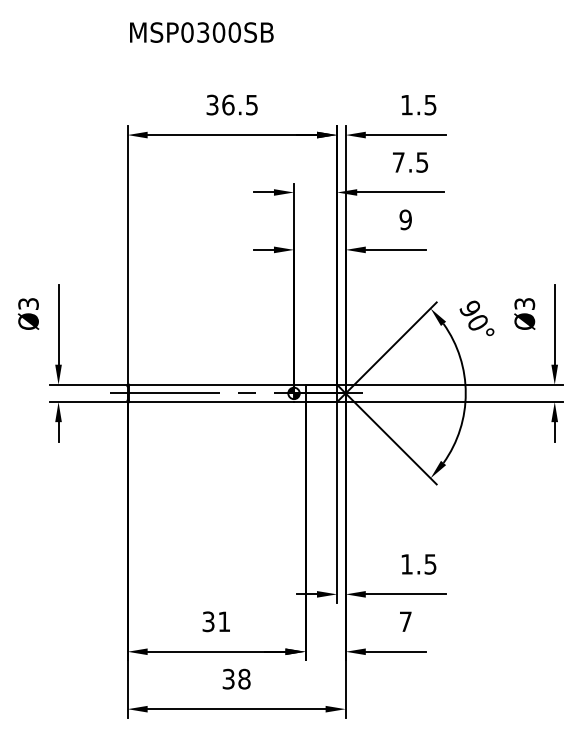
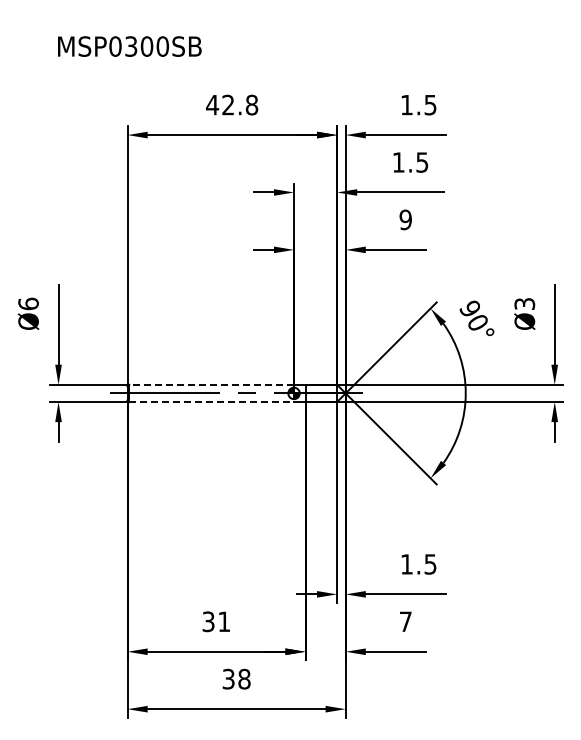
text position: (201, 32) -> (129, 46) (129, 46)
text: 36.5 -> 42.8 (232, 104)
text: 7.5 -> 1.5 (398, 162)
text: Ø3 -> Ø6 (28, 303)
line: solid -> dashed (211, 384)
line: solid -> dashed (212, 402)
